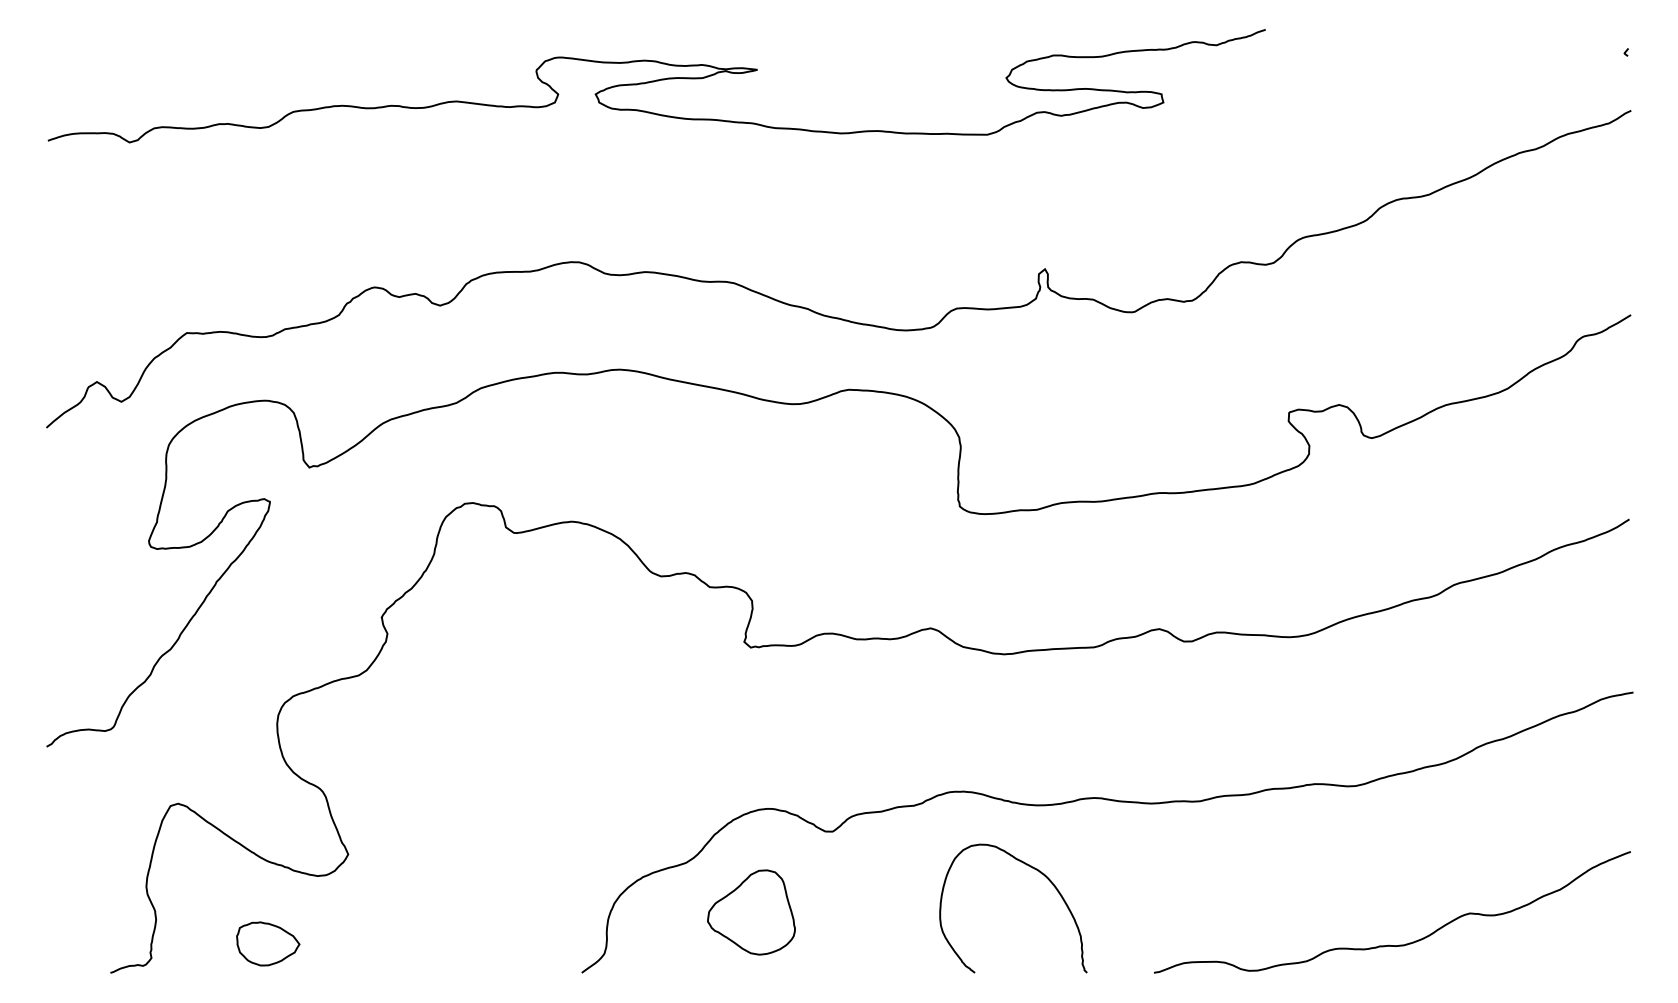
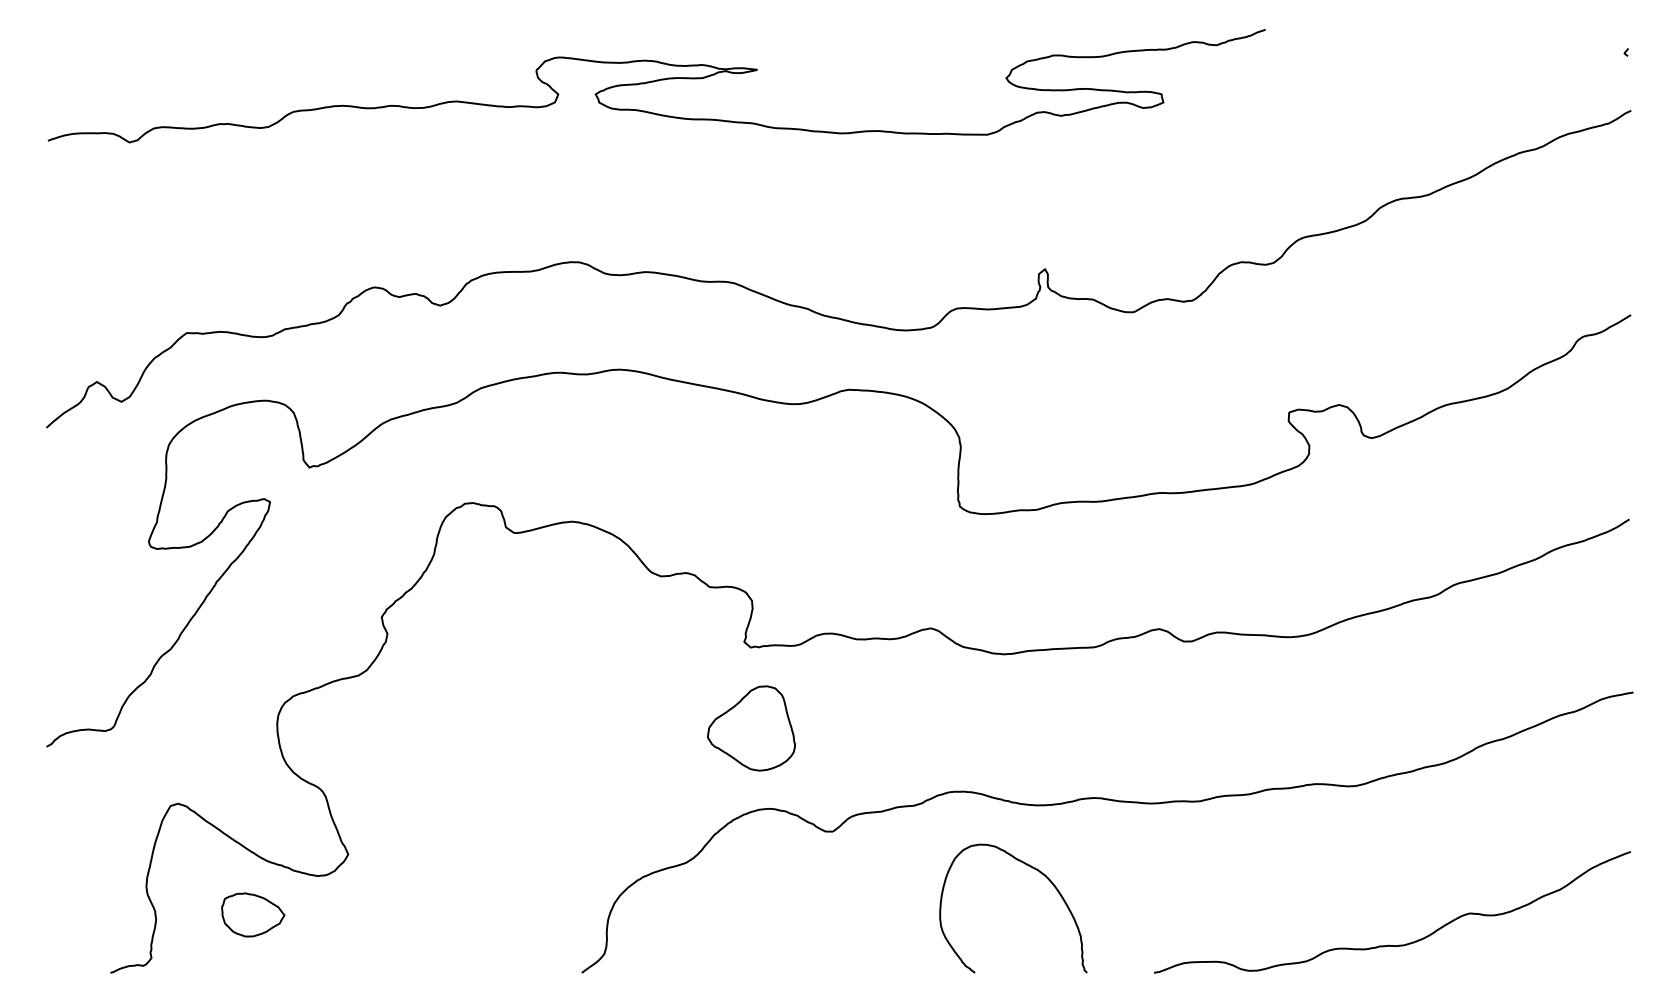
part position: (751, 912) -> (751, 728) (751, 728)
part position: (268, 943) -> (253, 914) (253, 914)
